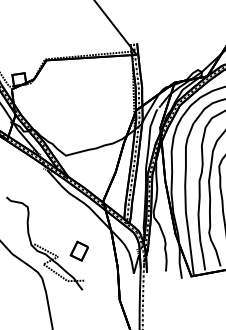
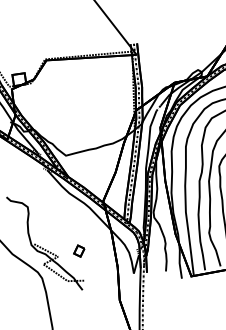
part size: 20x22 px -> 13x14 px (79, 250)
